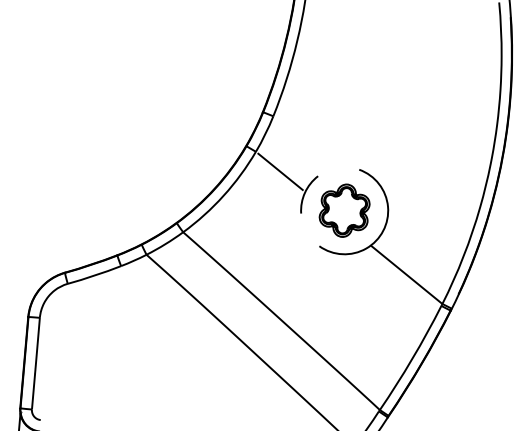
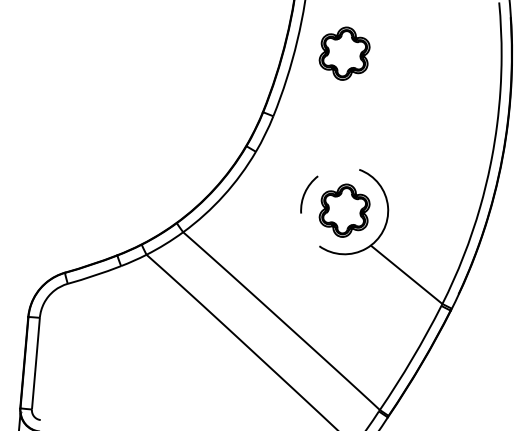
part: none -> present (344, 53)
line: present -> none (280, 171)
